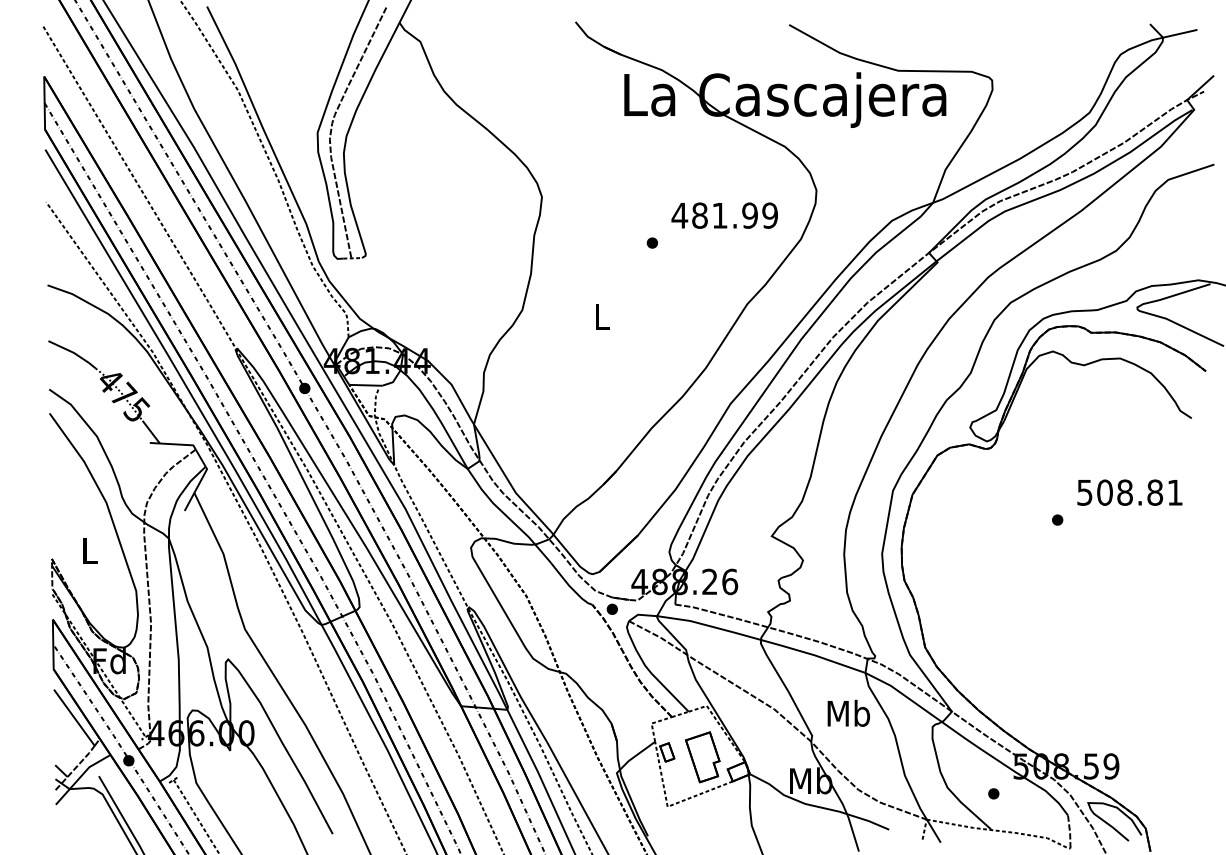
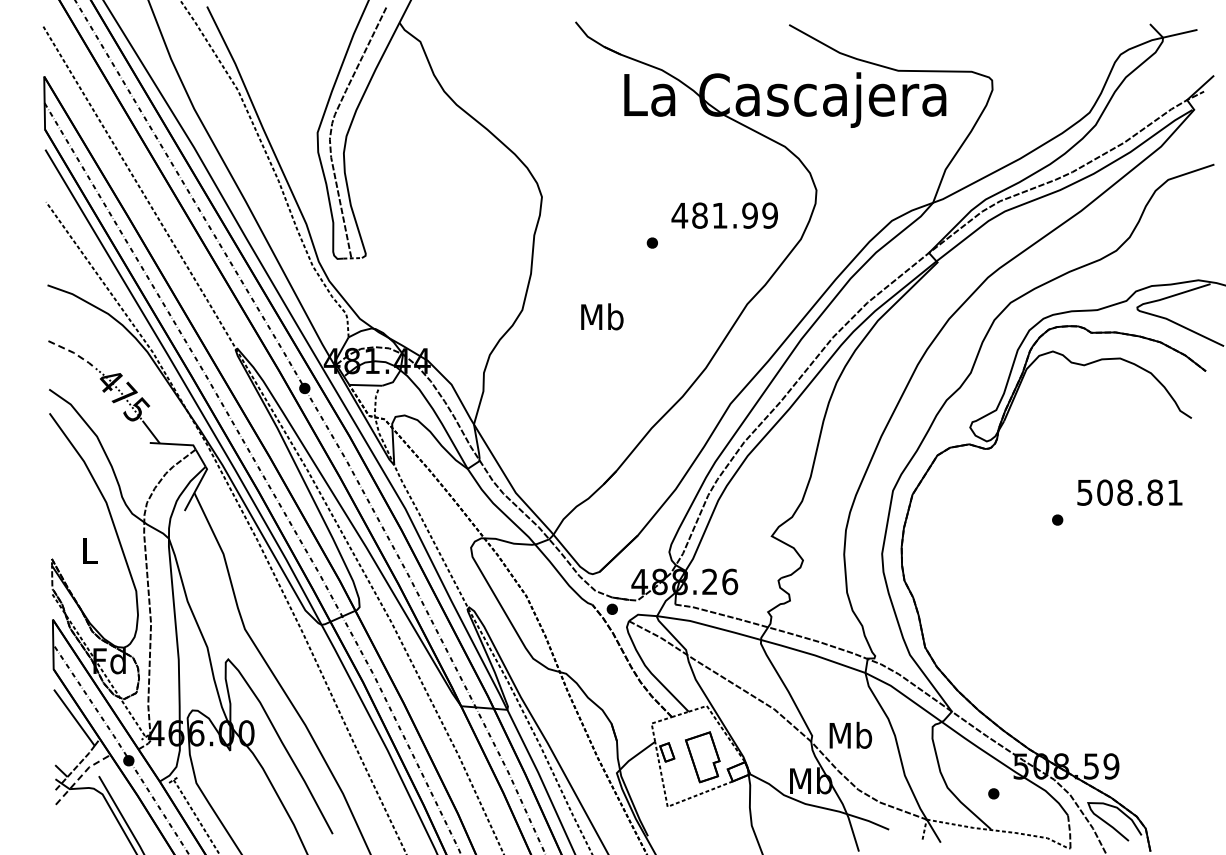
text: L -> Mb (602, 316)
line: solid -> dashed (73, 352)
text position: (848, 712) -> (850, 734) (850, 734)
line: solid -> dashed (81, 776)
